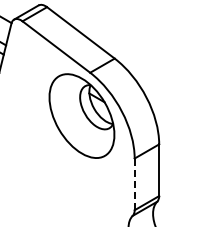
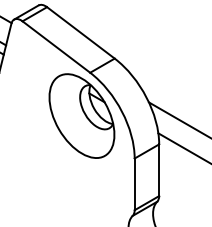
line: none -> present (178, 119)
line: none -> present (183, 147)
line: dashed -> solid (134, 184)
